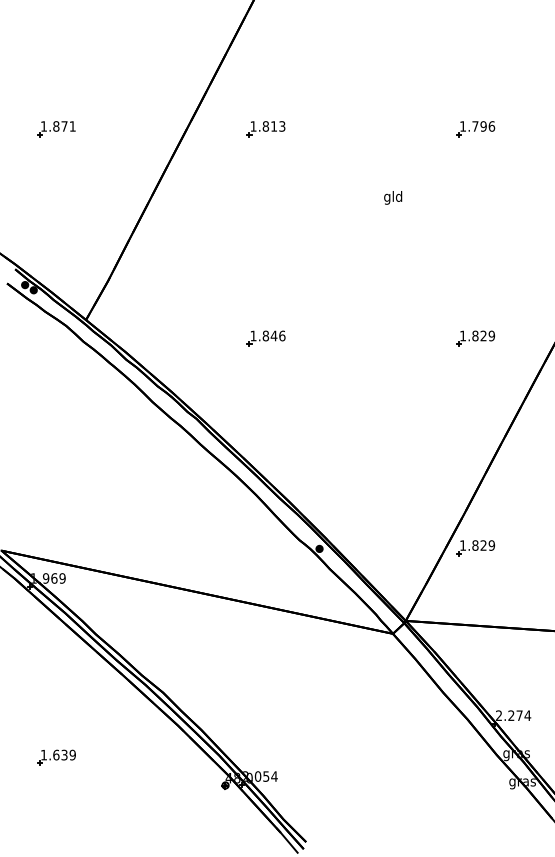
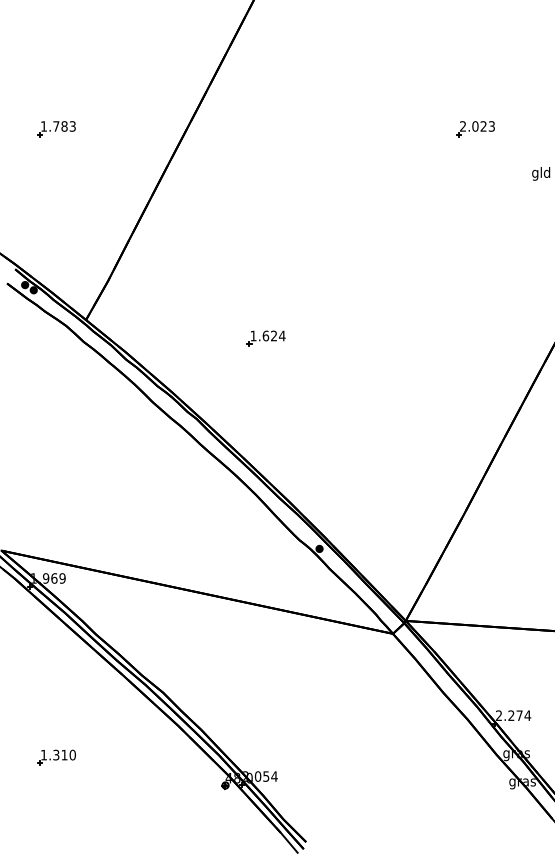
text: 1.871 -> 1.783 (64, 126)
text: 1.796 -> 2.023 (477, 126)
part: present -> none (265, 129)
text position: (393, 197) -> (541, 173) (541, 173)
text: 1.846 -> 1.624 (273, 335)
part: present -> none (475, 338)
part: present -> none (475, 548)
text: 1.639 -> 1.310 (64, 754)
